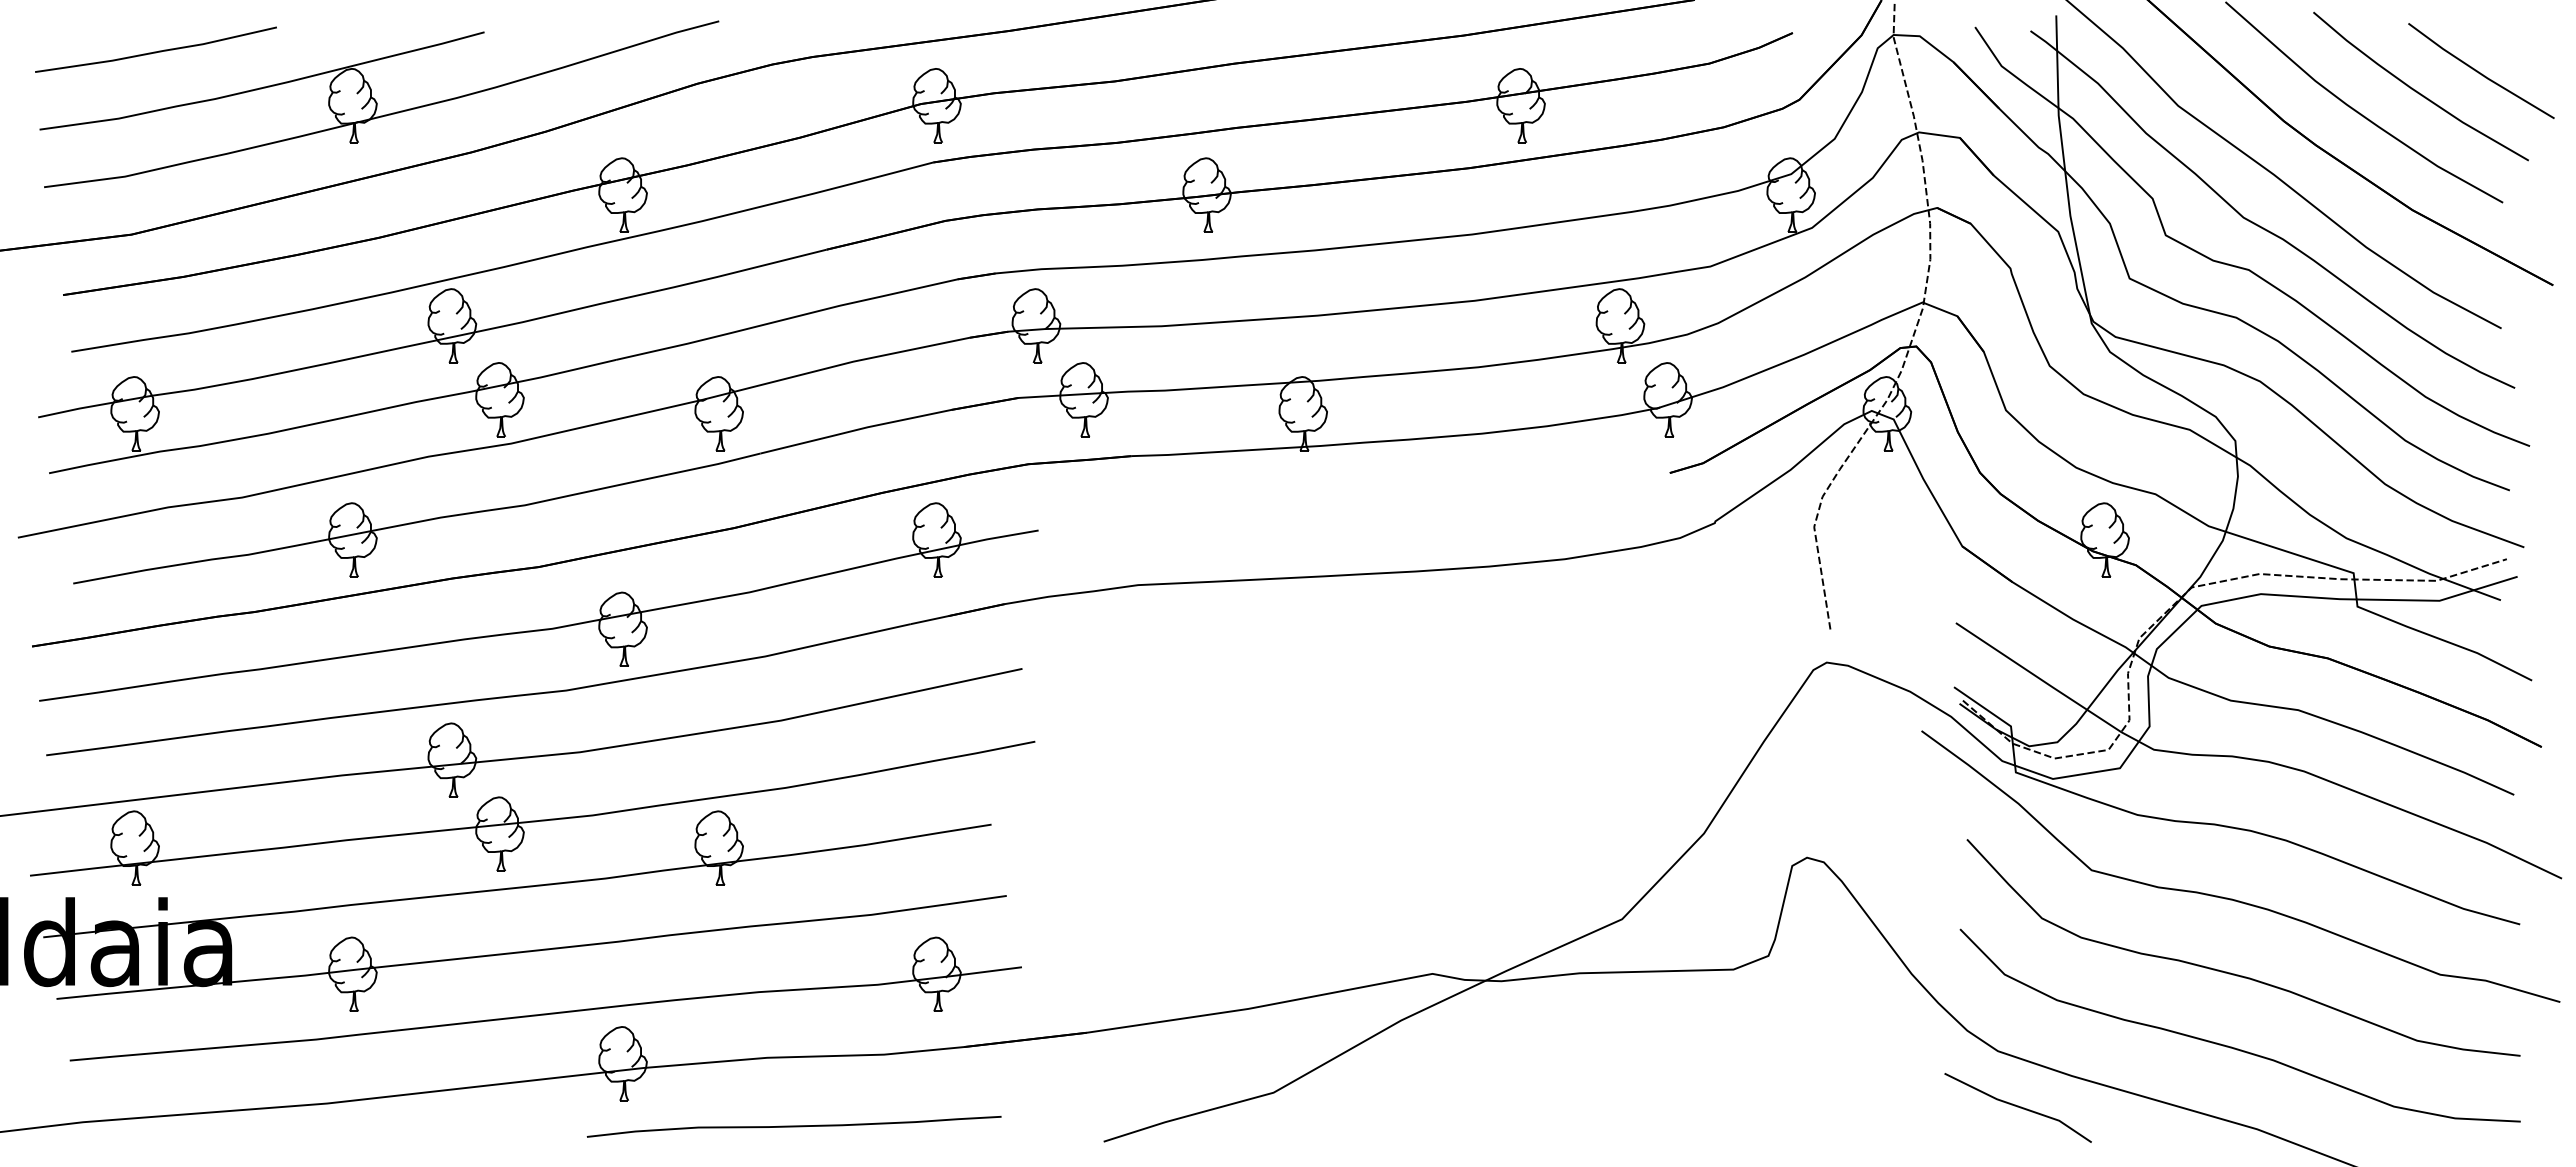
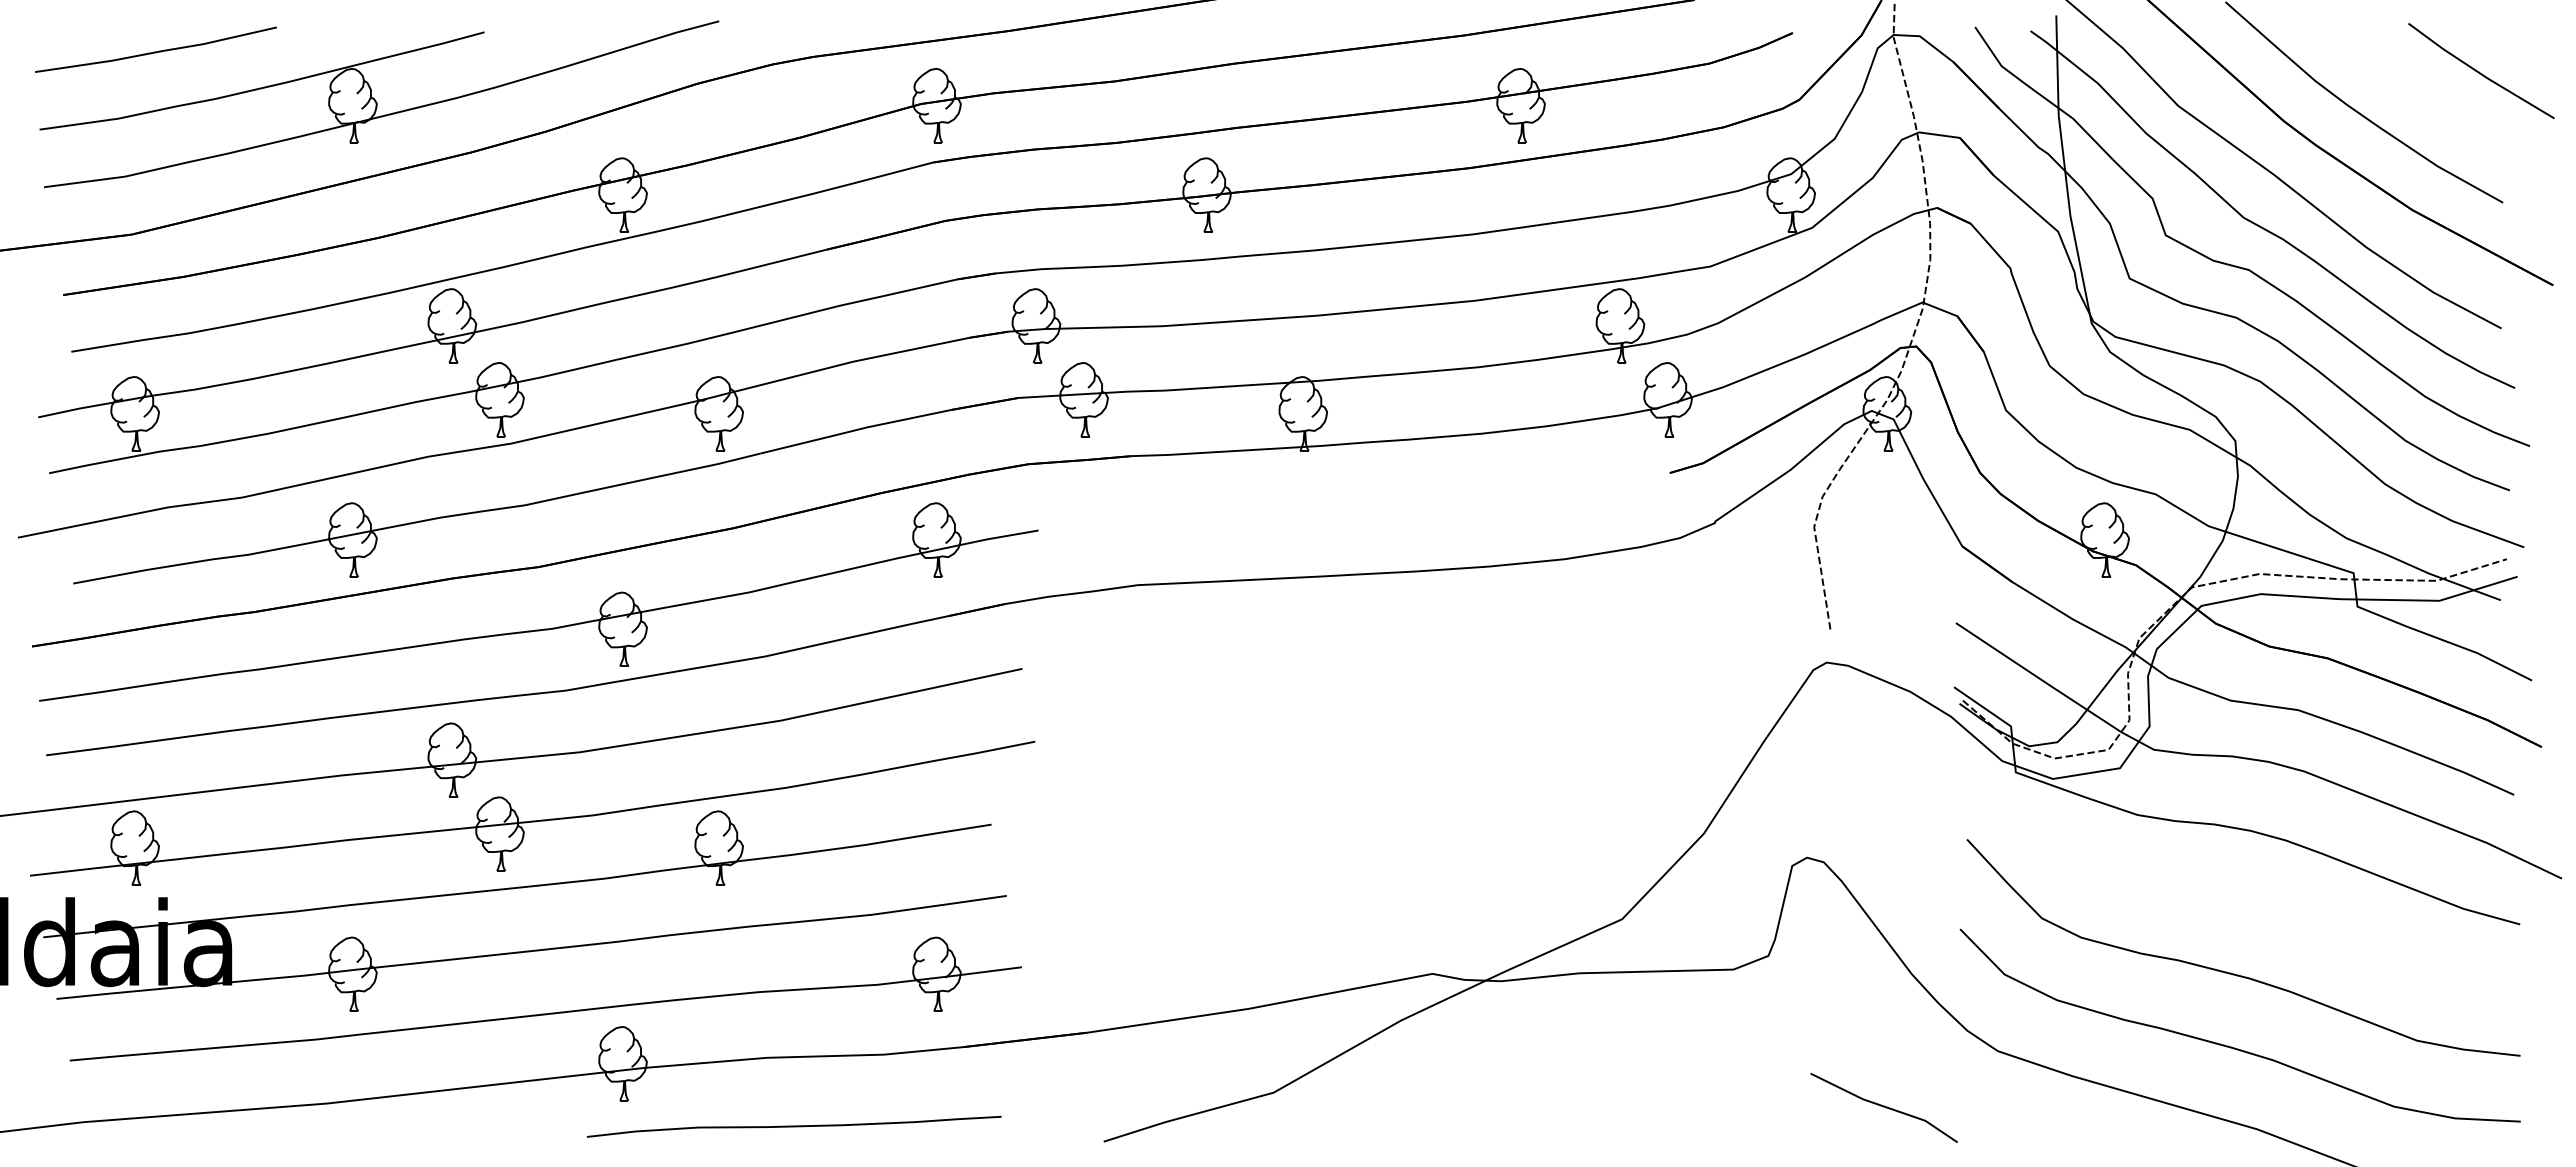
curve: present -> none (2418, 91)
curve: present -> none (2232, 898)
line position: (2017, 1107) -> (1883, 1107) (1883, 1107)
